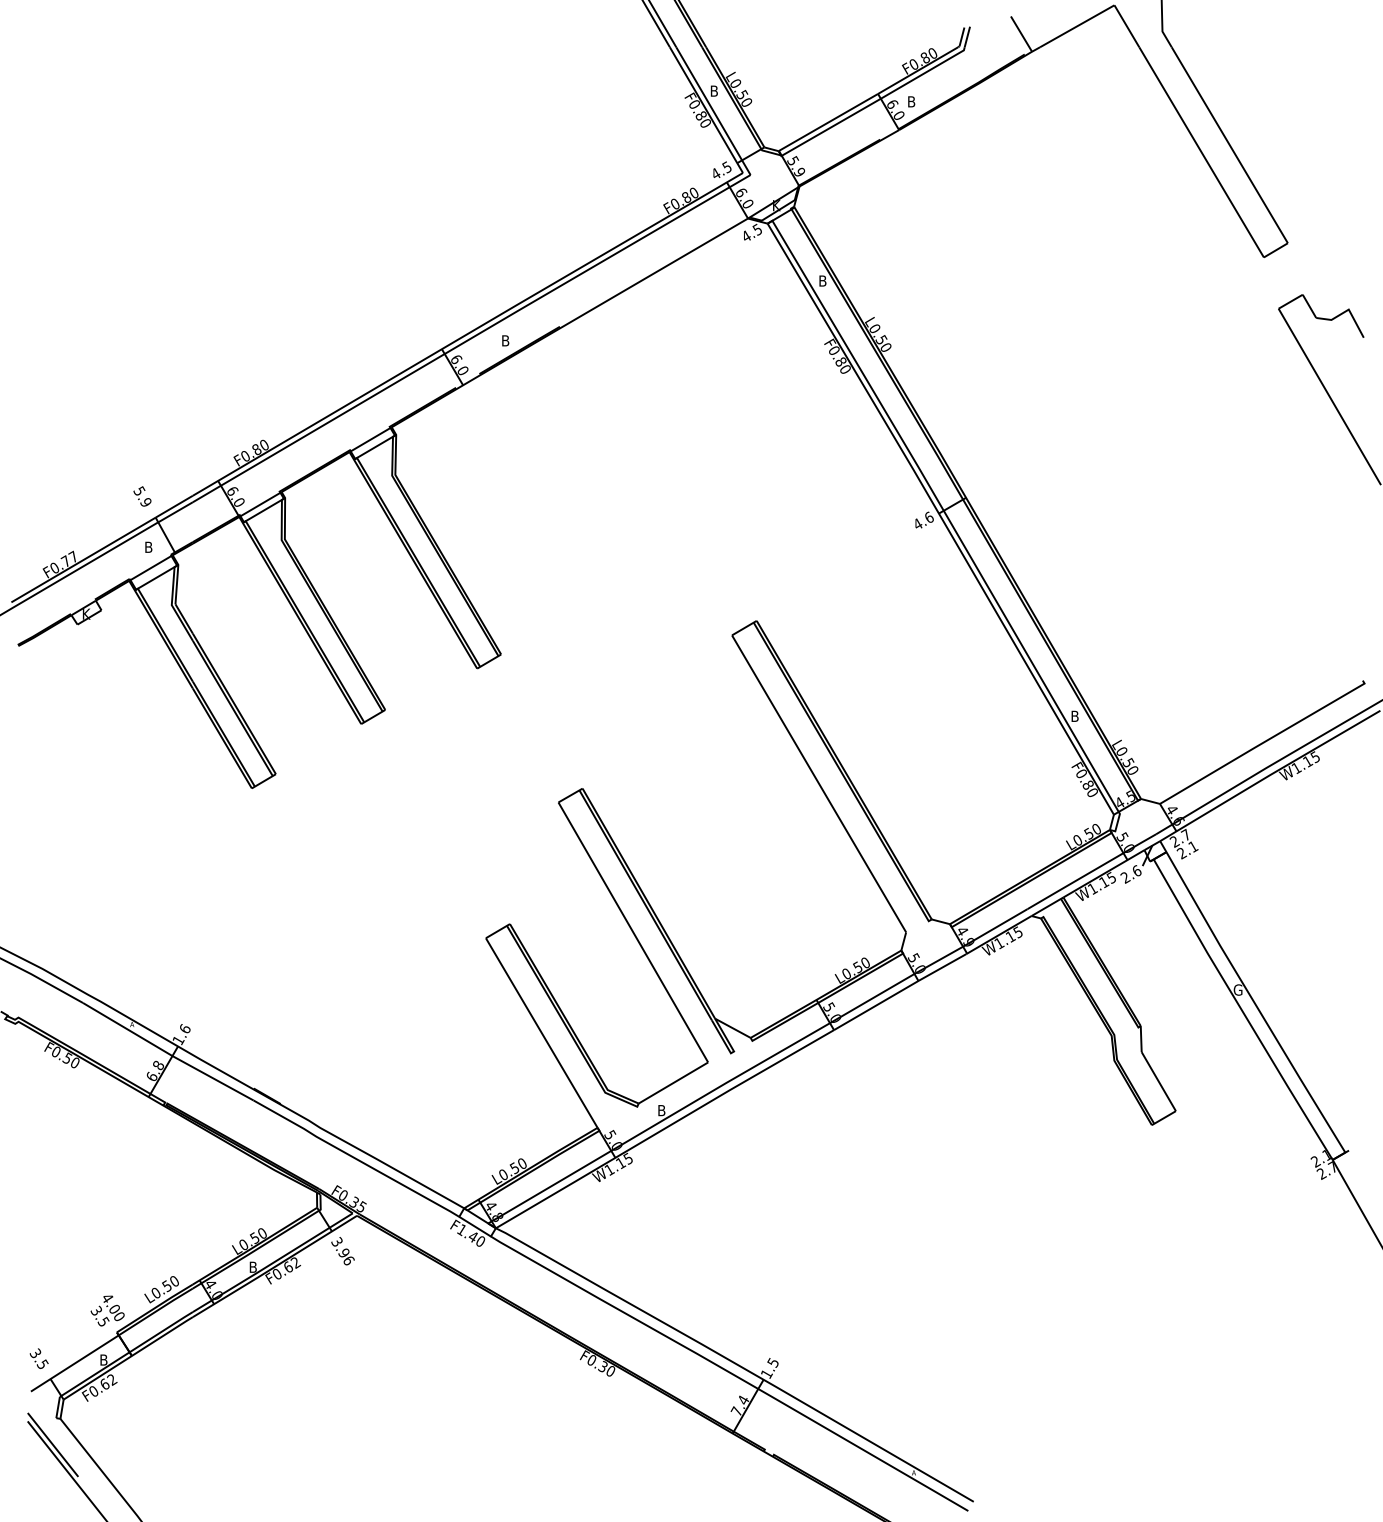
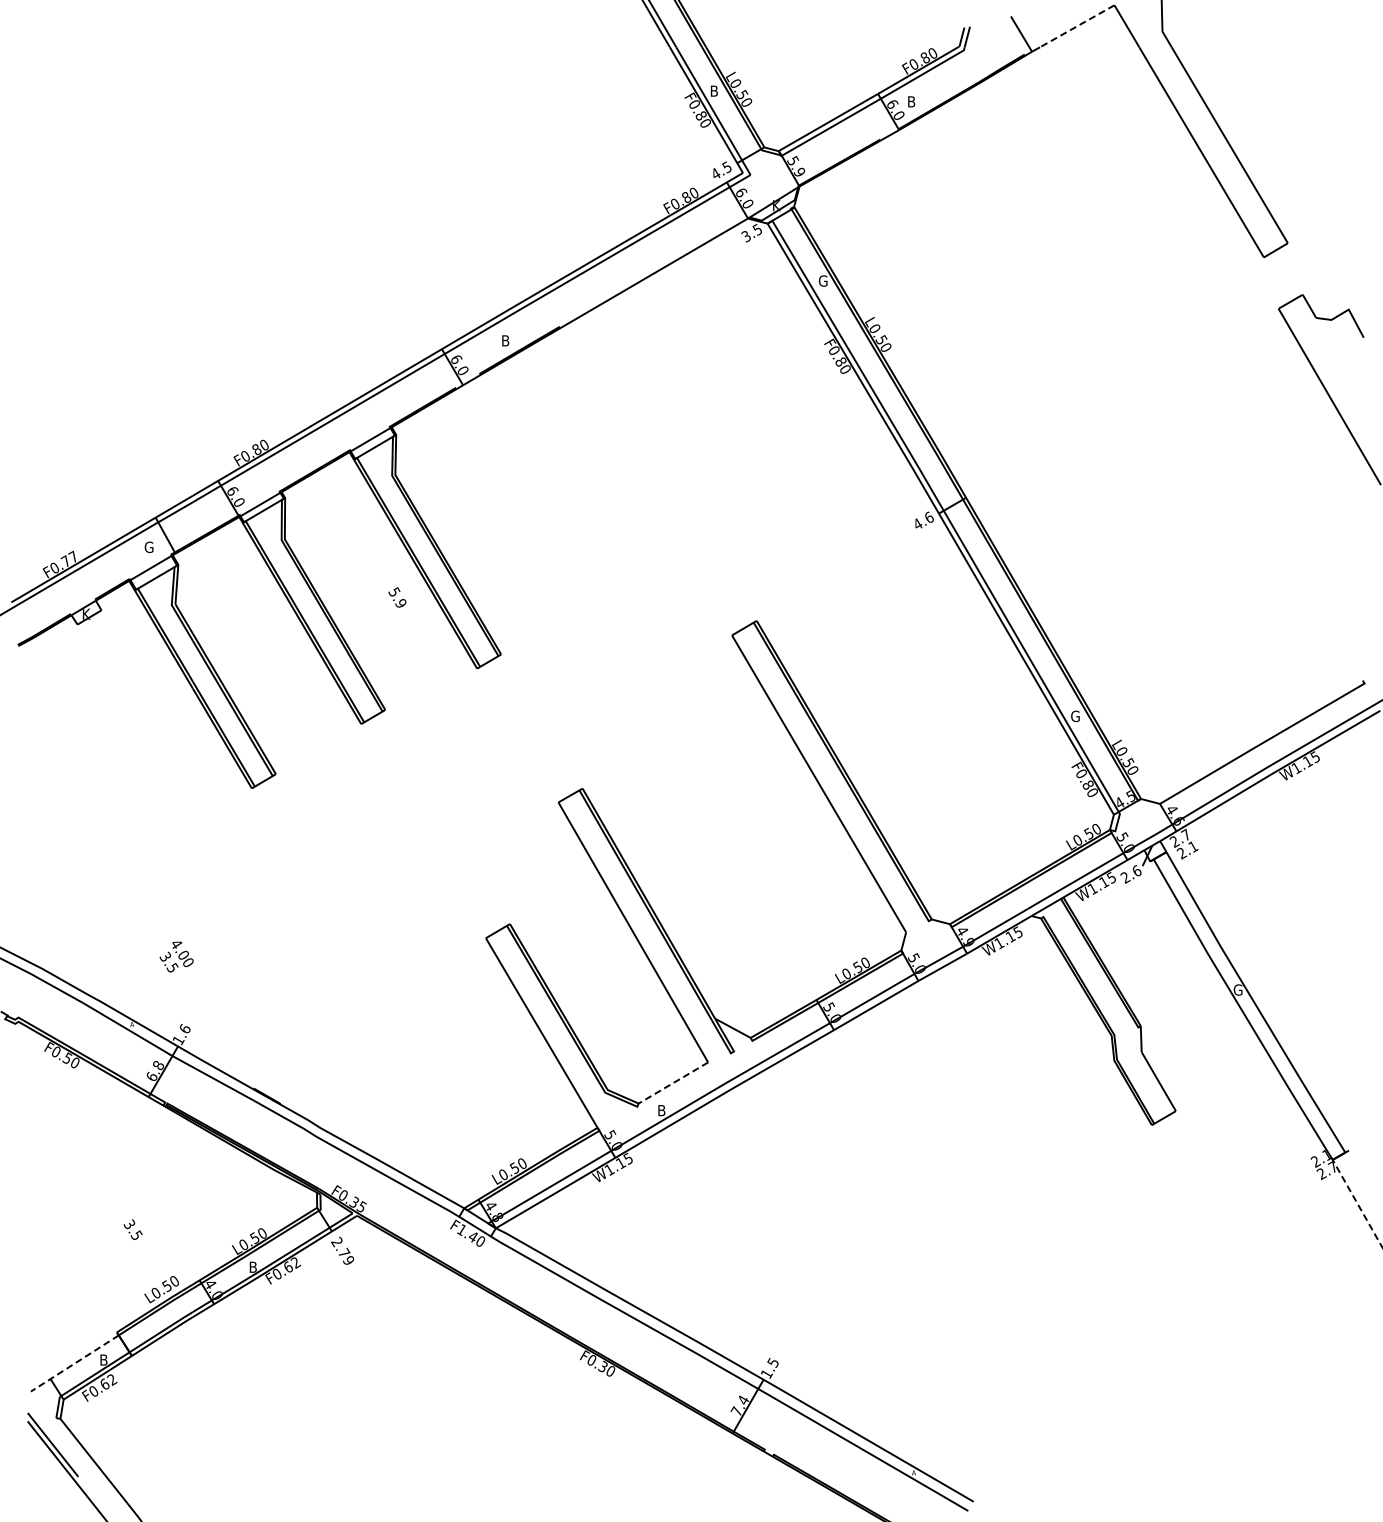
line: solid -> dashed (1077, 26)
text: 4.5 -> 3.5 (745, 236)
text: B -> G (822, 280)
text position: (142, 496) -> (397, 597) (397, 597)
text: B -> G (148, 547)
text: B -> G (1075, 716)
line: solid -> dashed (673, 1083)
line: solid -> dashed (1357, 1204)
text: 3.96 -> 2.79 (342, 1250)
text position: (107, 1310) -> (176, 956) (176, 956)
text position: (38, 1358) -> (132, 1229) (132, 1229)
line: solid -> dashed (74, 1363)
